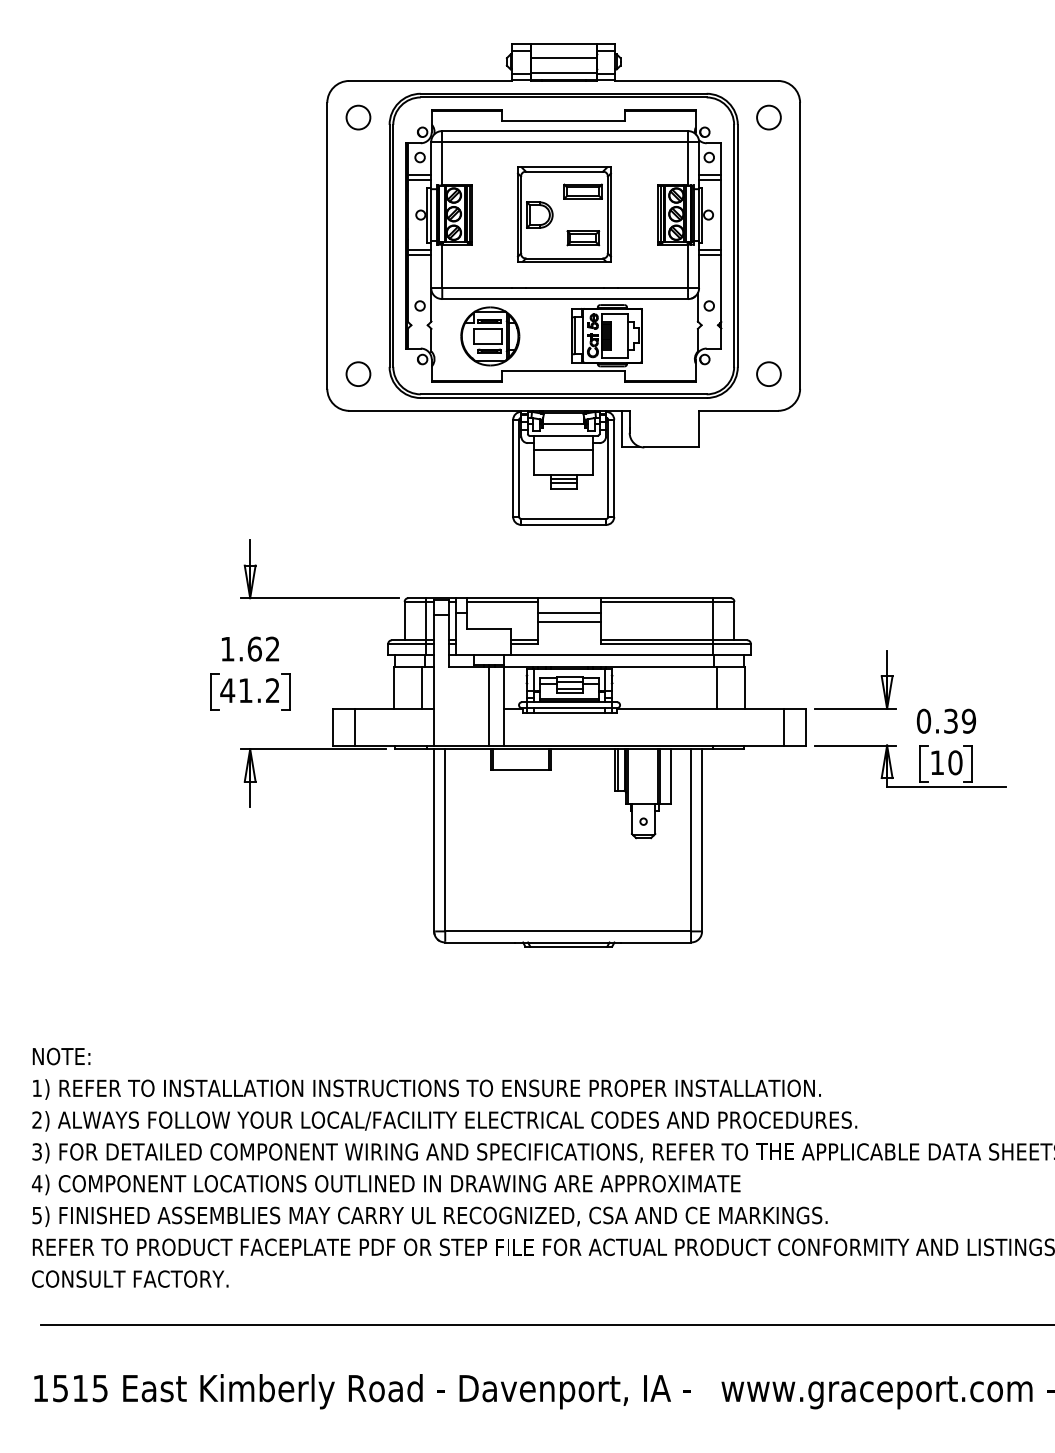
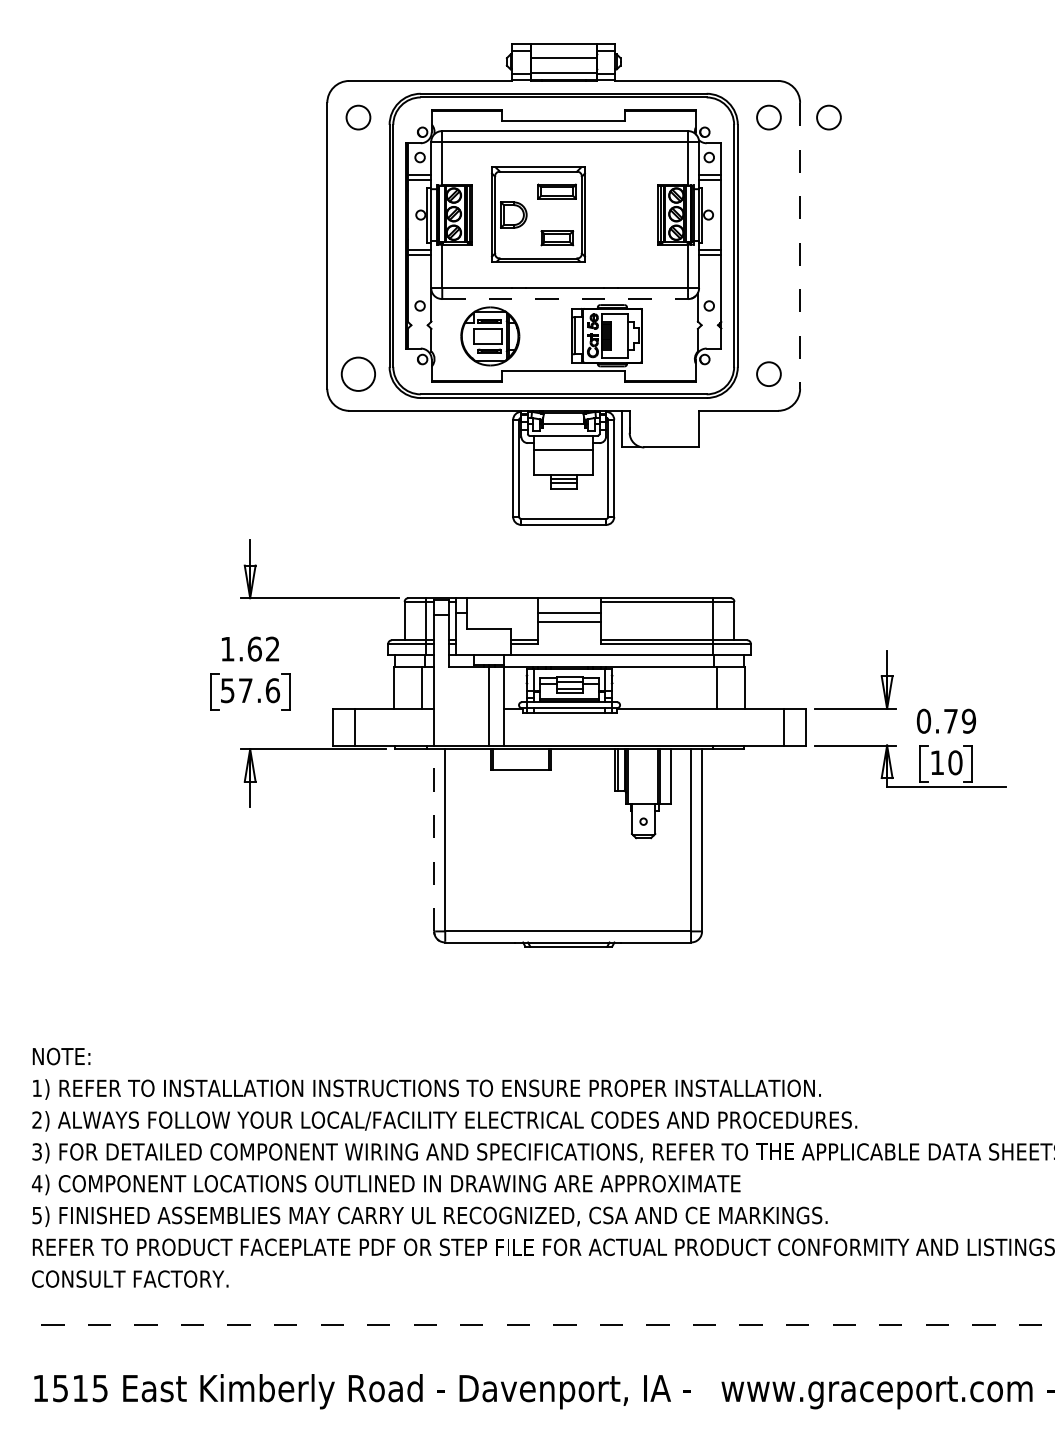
circle: none -> present (828, 117)
part position: (564, 214) -> (538, 214) (538, 214)
line: solid -> dashed (800, 245)
line: solid -> dashed (565, 299)
circle size: 27x26 px -> 36x36 px (357, 373)
line: present -> none (502, 601)
text: 41.2 -> 57.6 (250, 690)
text: 0.39 -> 0.79 (950, 720)
line: solid -> dashed (434, 839)
line: solid -> dashed (548, 1325)
